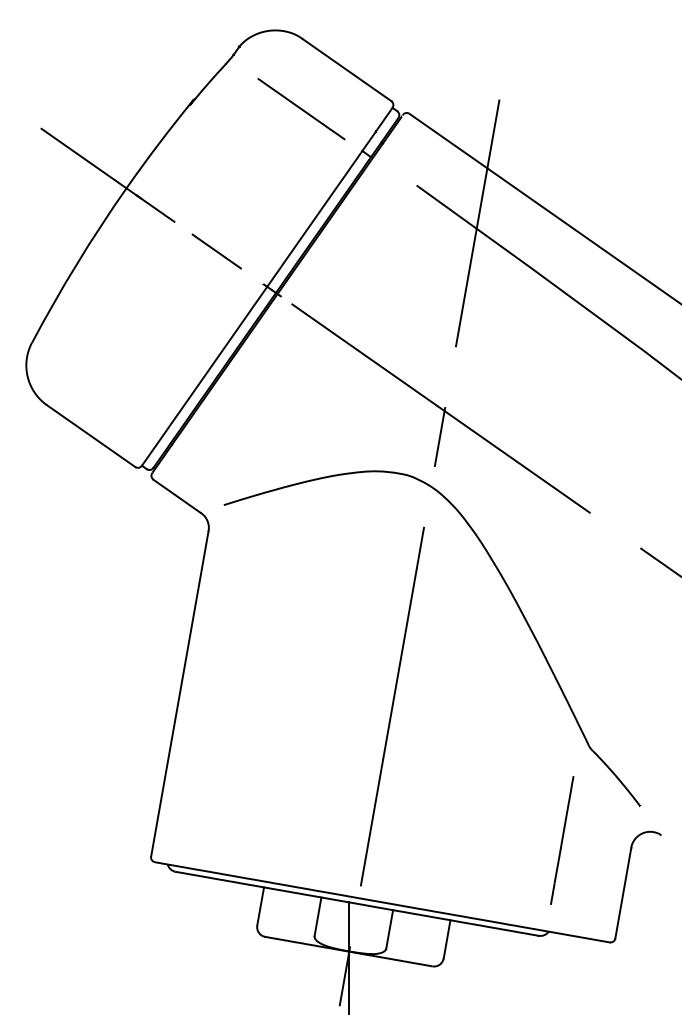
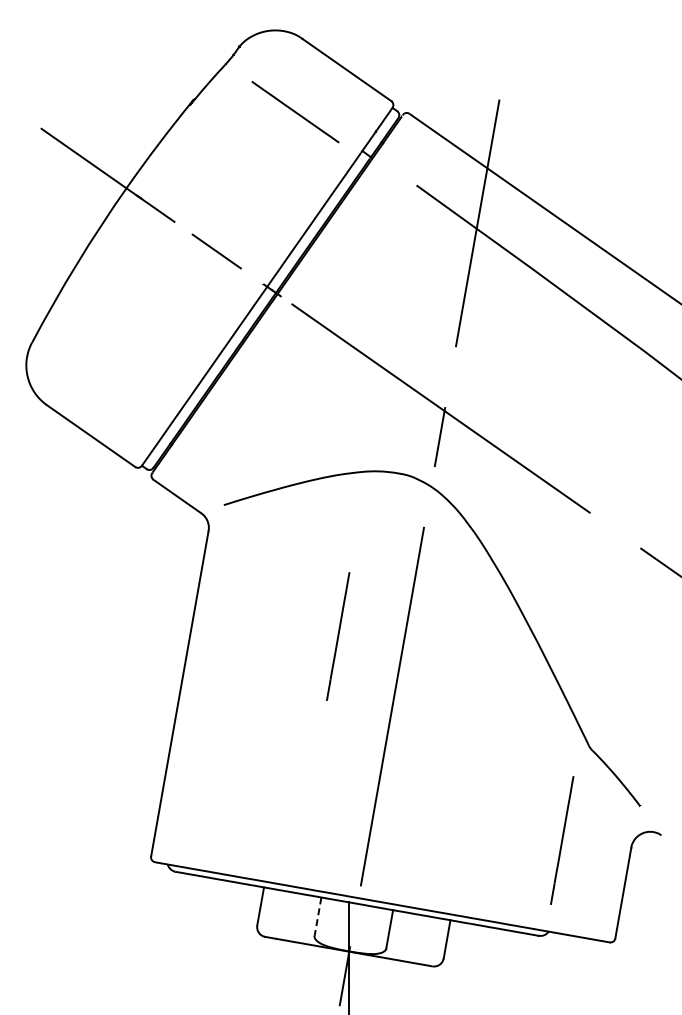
line position: (301, 109) -> (295, 112) (295, 112)
line: none -> present (338, 636)
line: solid -> dashed (317, 917)
